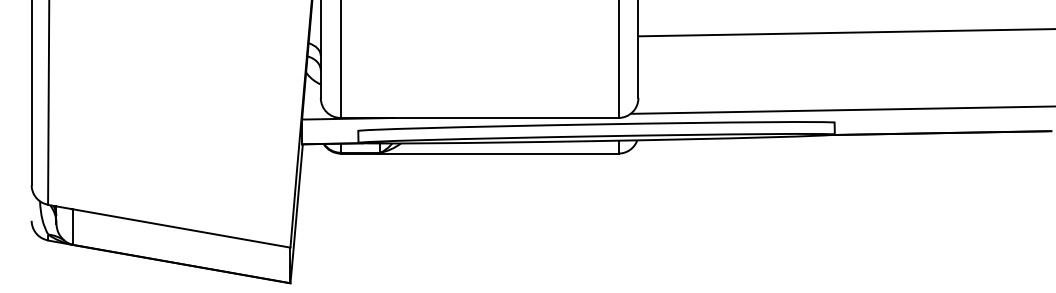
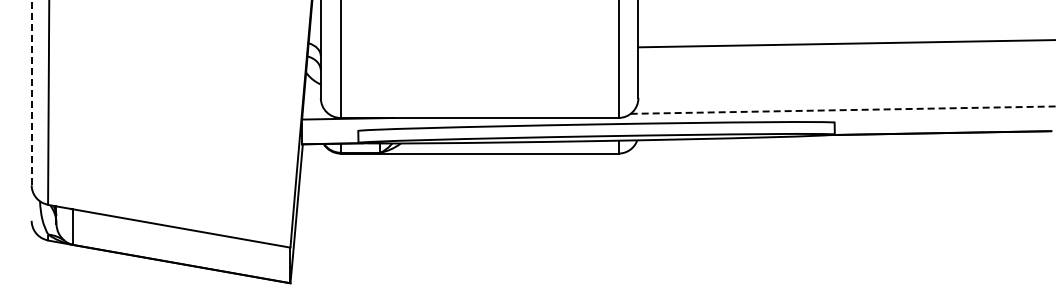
line position: (845, 32) -> (845, 43) (845, 43)
line: solid -> dashed (31, 92)
line: solid -> dashed (843, 110)
